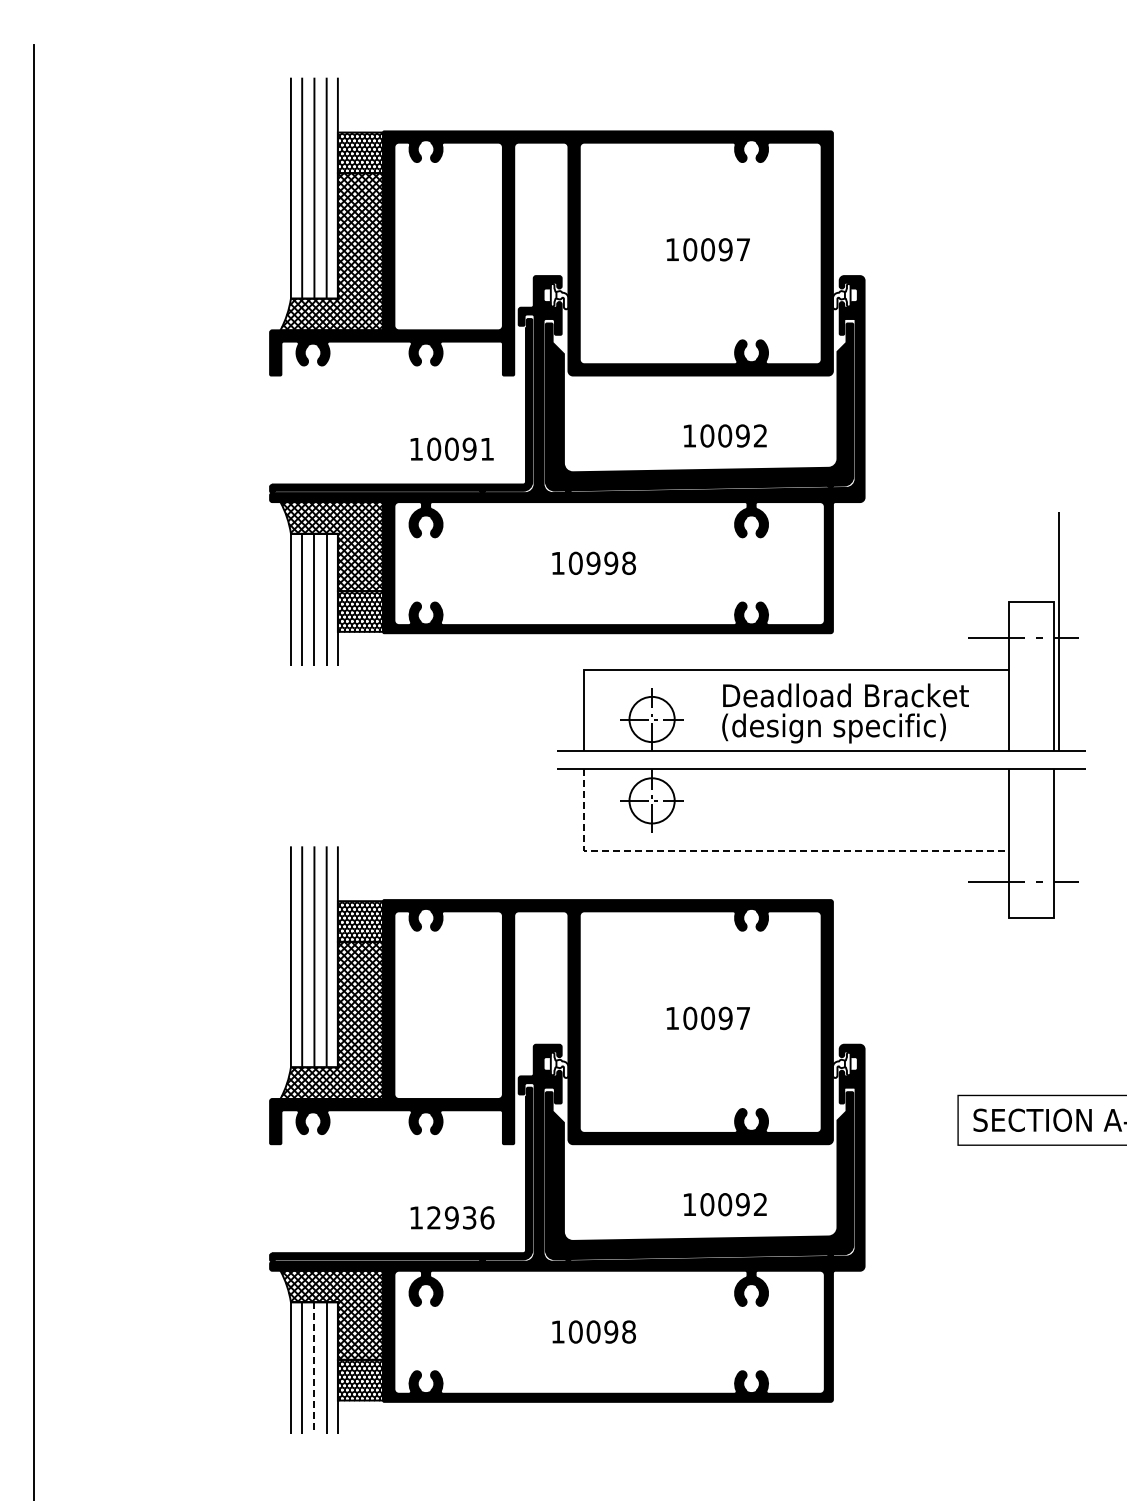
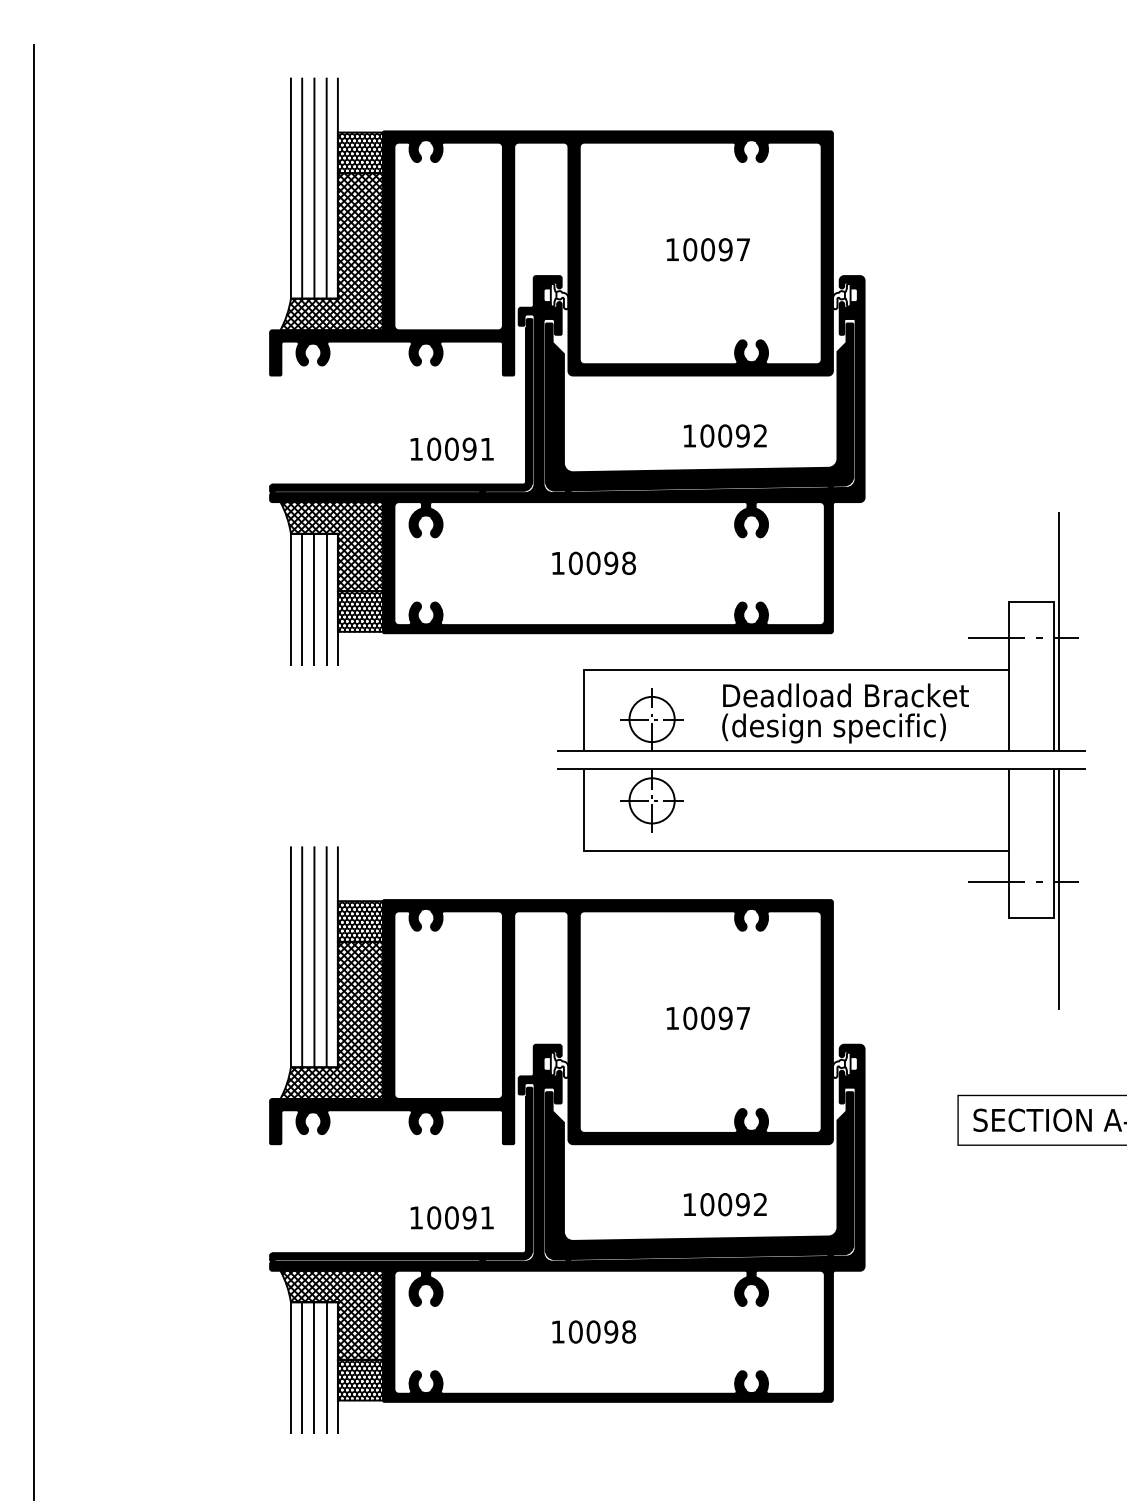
text: 10998 -> 10098 (593, 563)
line: dashed -> solid (755, 850)
line: none -> present (1058, 888)
text: 12936 -> 10091 (460, 1217)
line: dashed -> solid (314, 1368)
